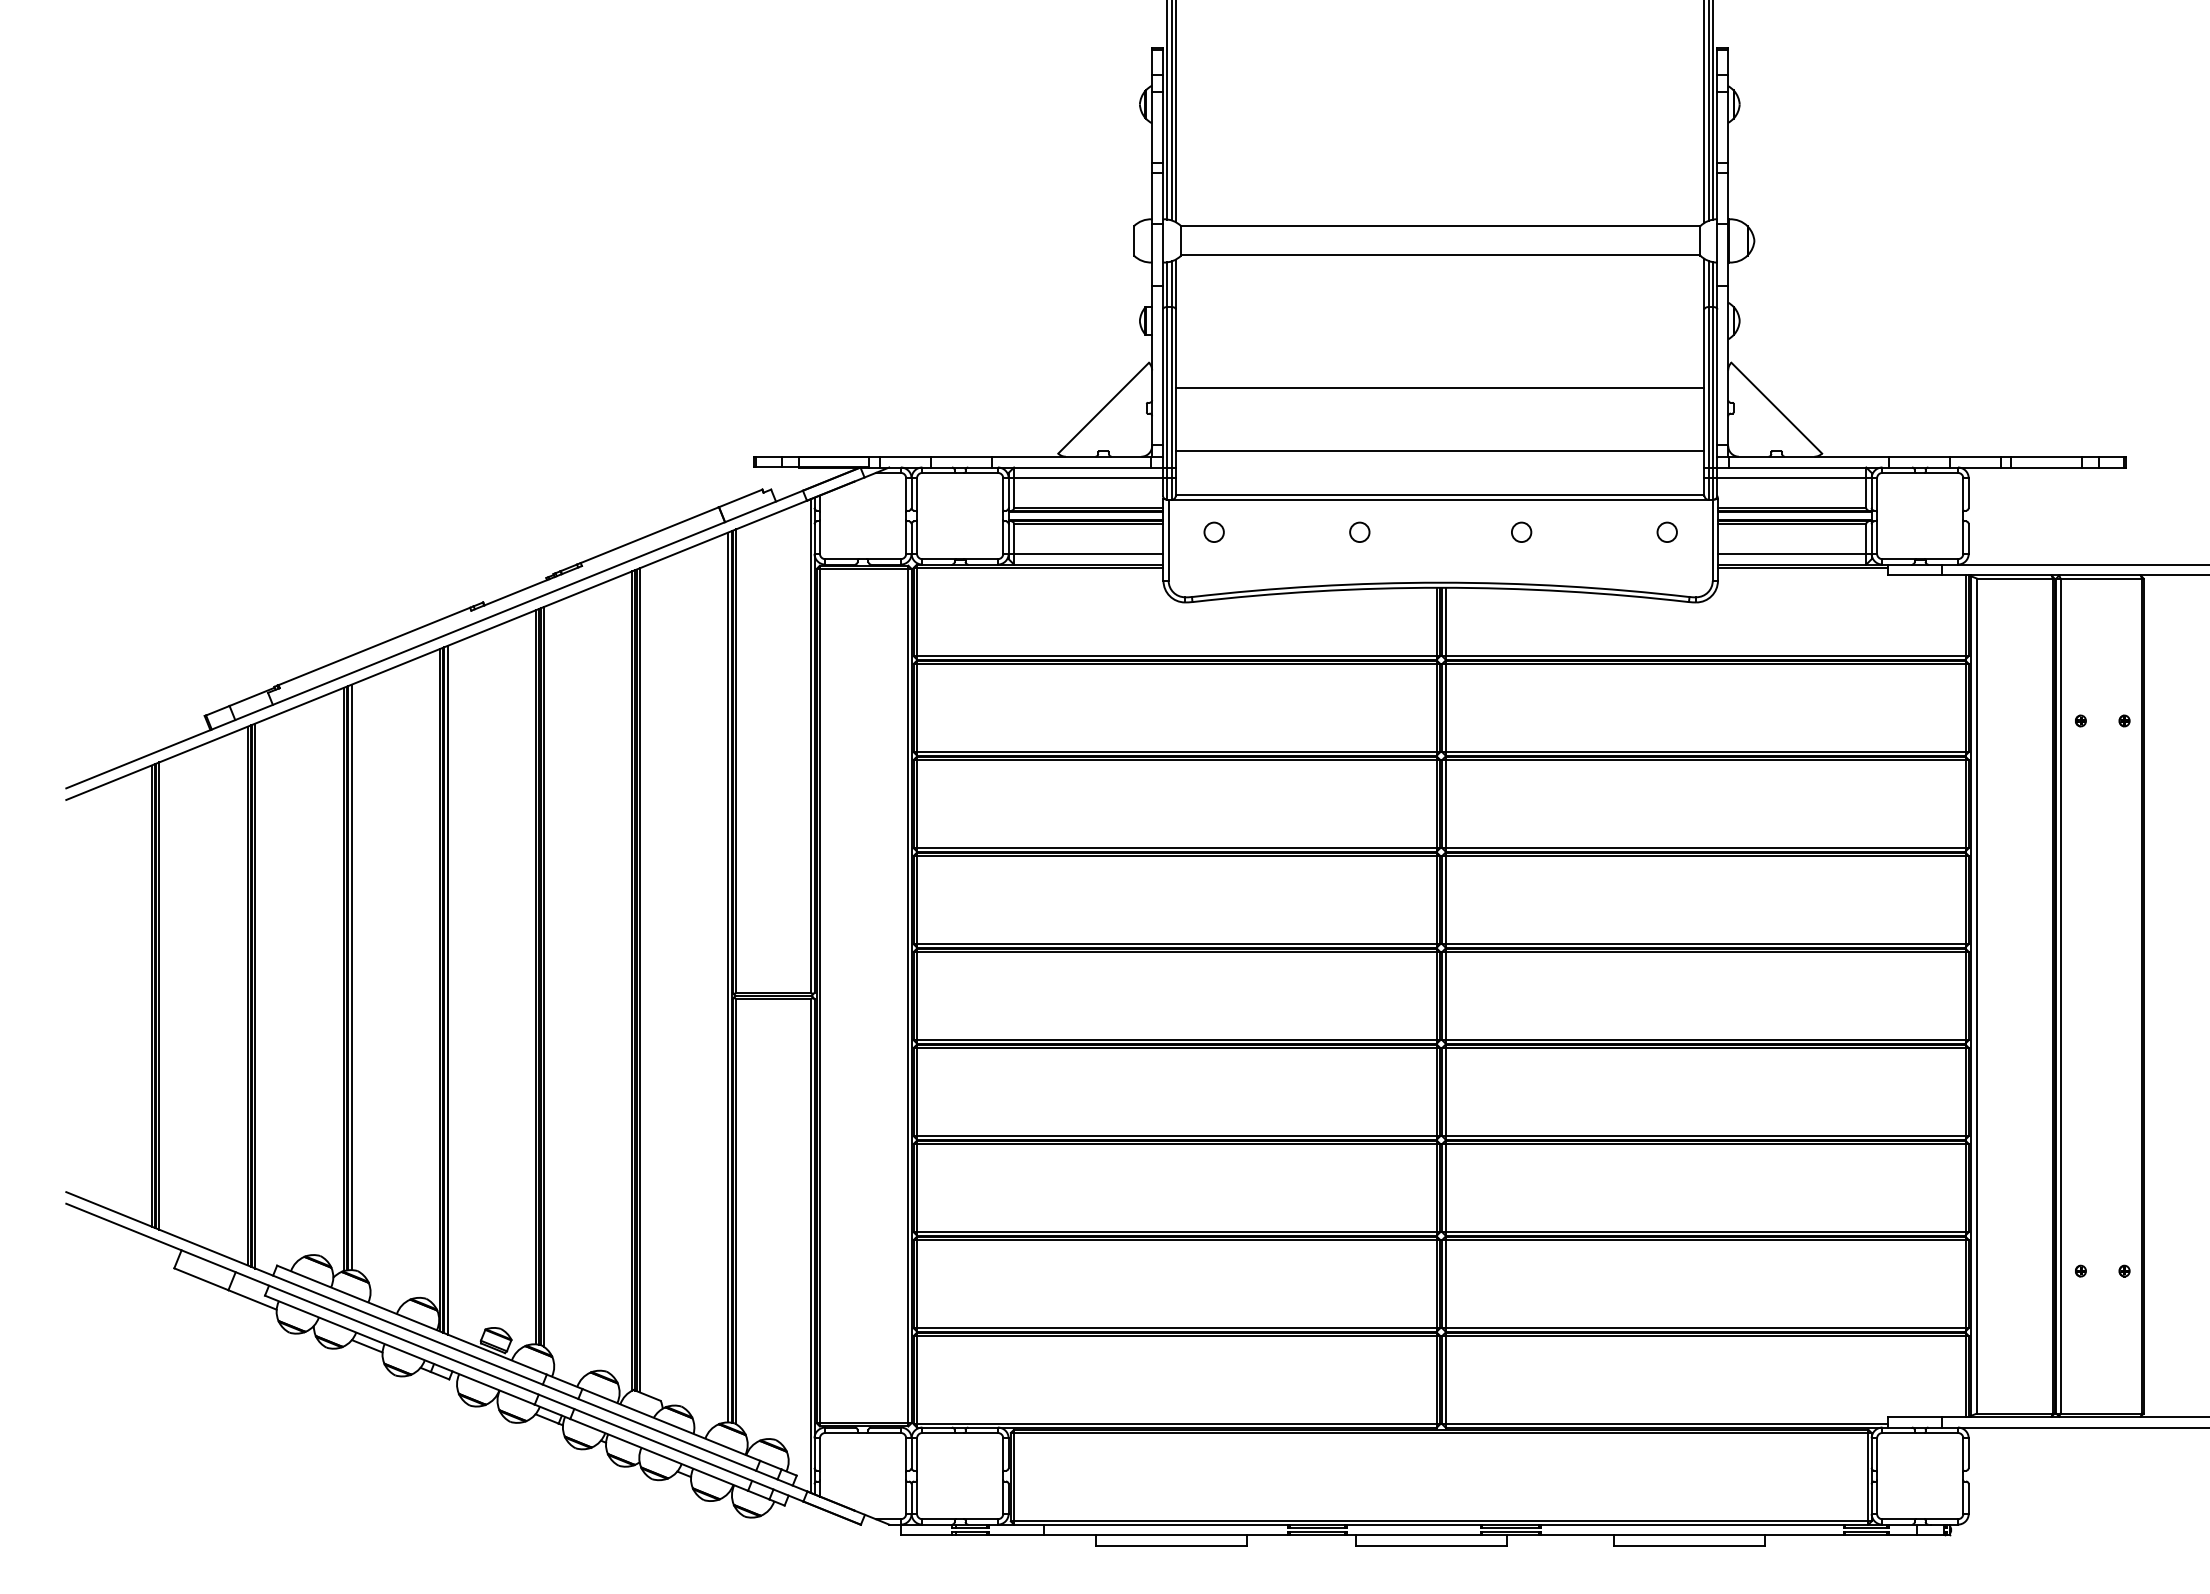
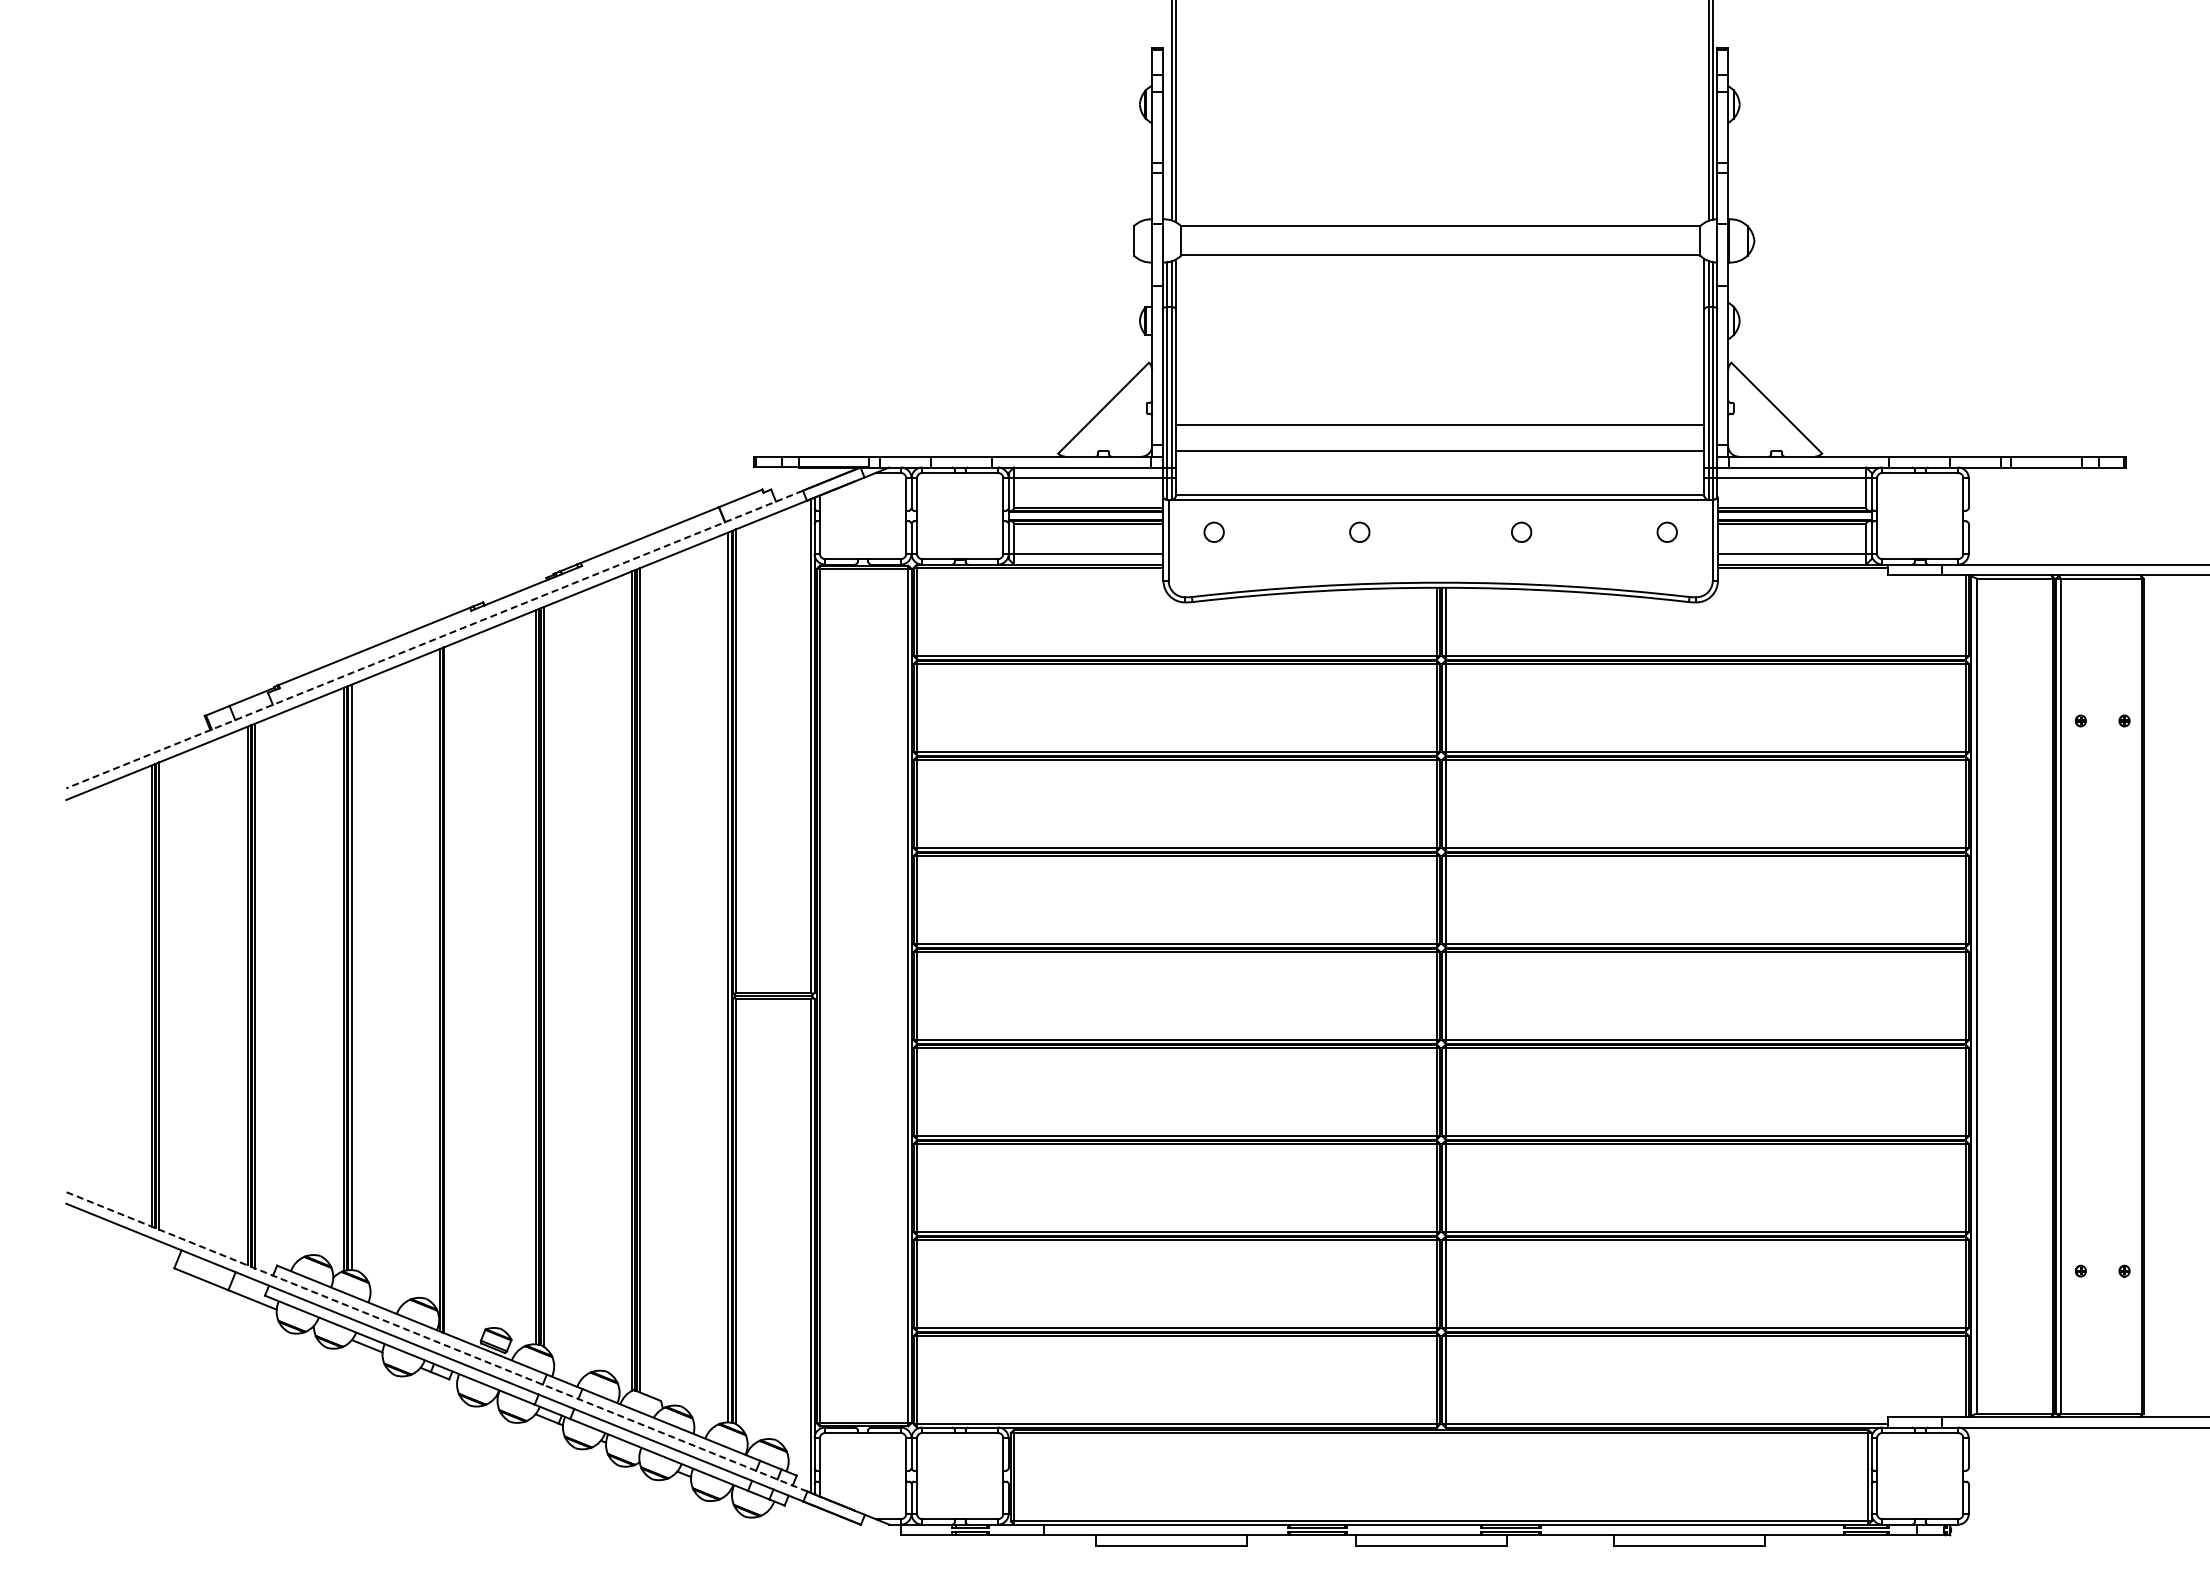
line: present -> none (1167, 110)
line: present -> none (1704, 112)
line position: (1439, 387) -> (1439, 424) (1439, 424)
line: solid -> dashed (434, 639)
line: present -> none (447, 989)
line: solid -> dashed (436, 1341)
